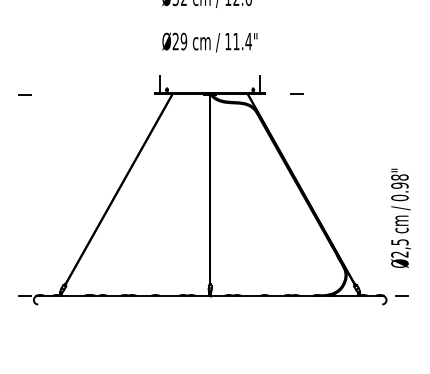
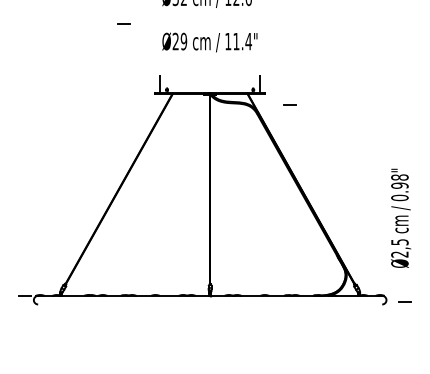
line position: (296, 93) -> (289, 104) (289, 104)
line position: (24, 94) -> (123, 23) (123, 23)
line position: (401, 295) -> (404, 301) (404, 301)
